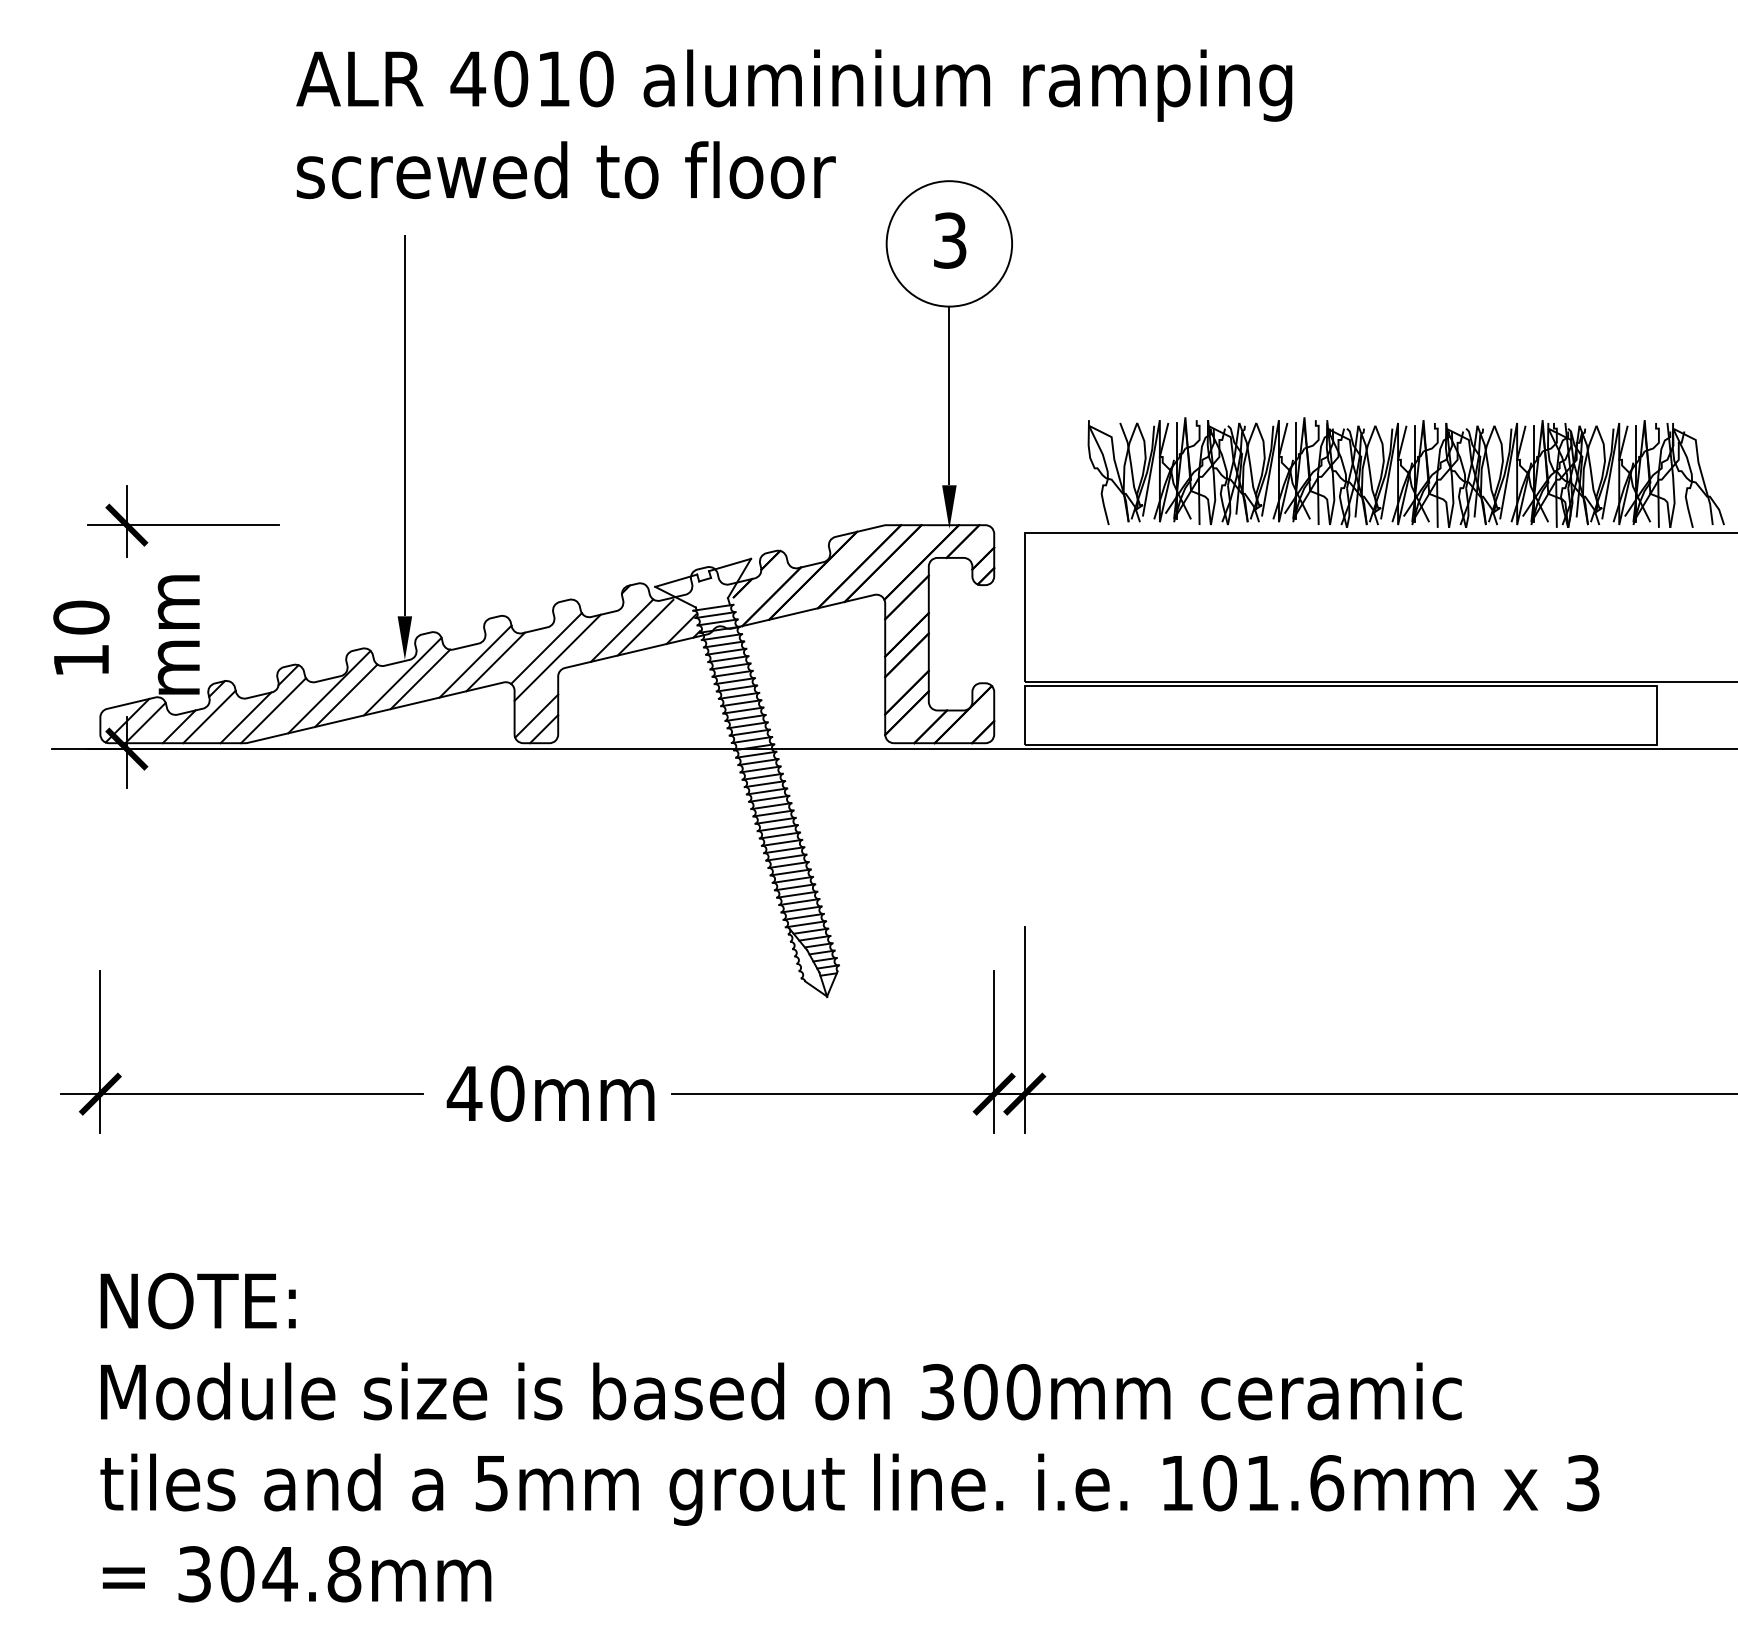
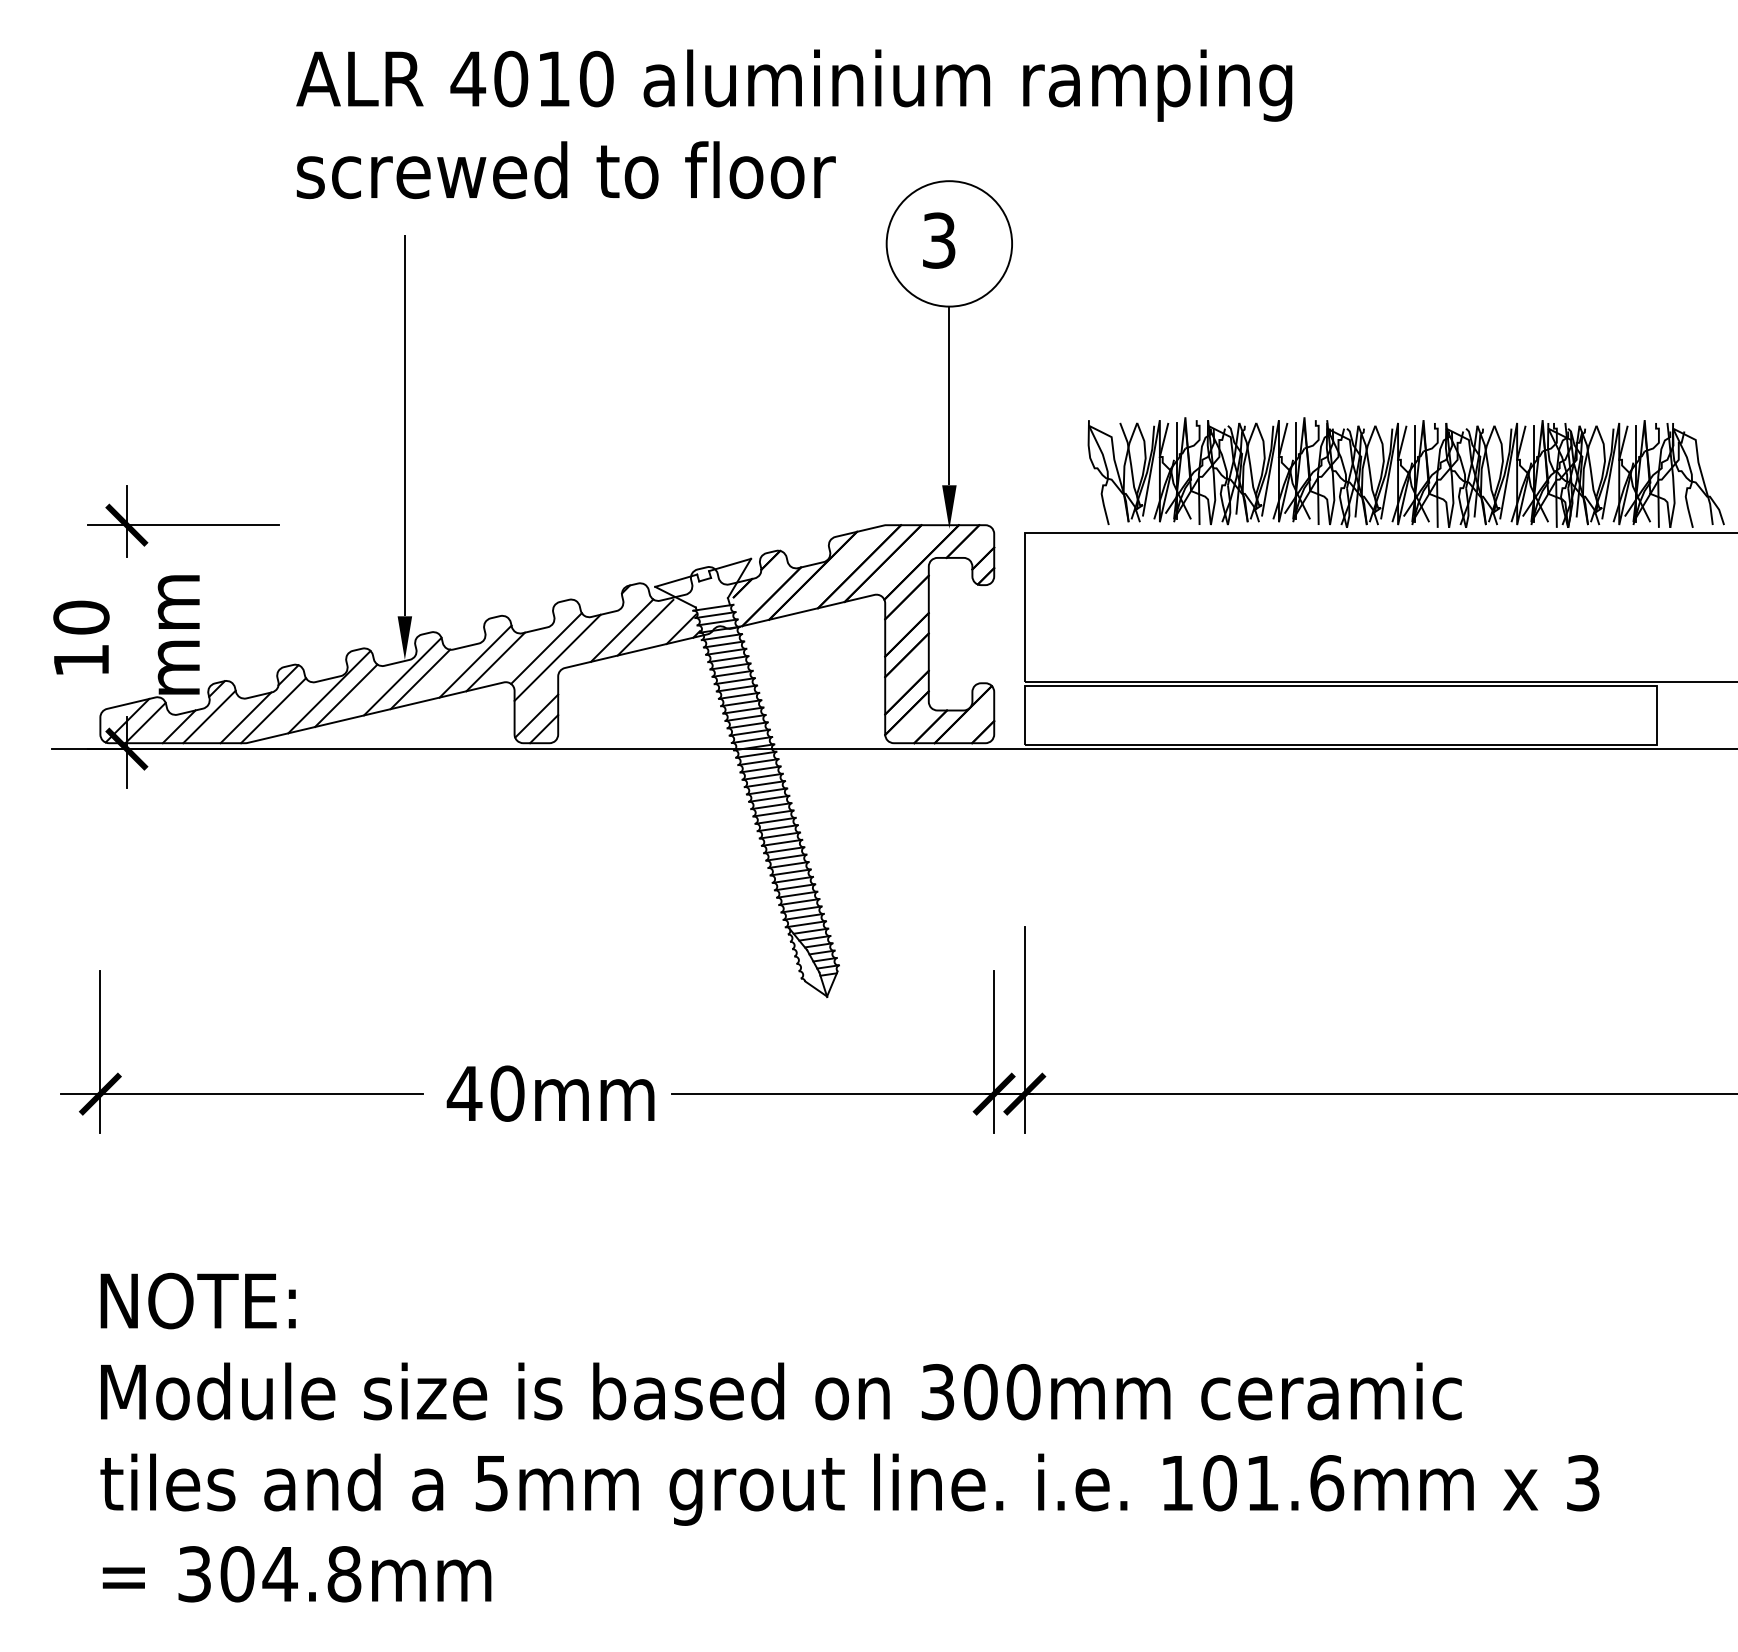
text position: (950, 240) -> (939, 240) (939, 240)
